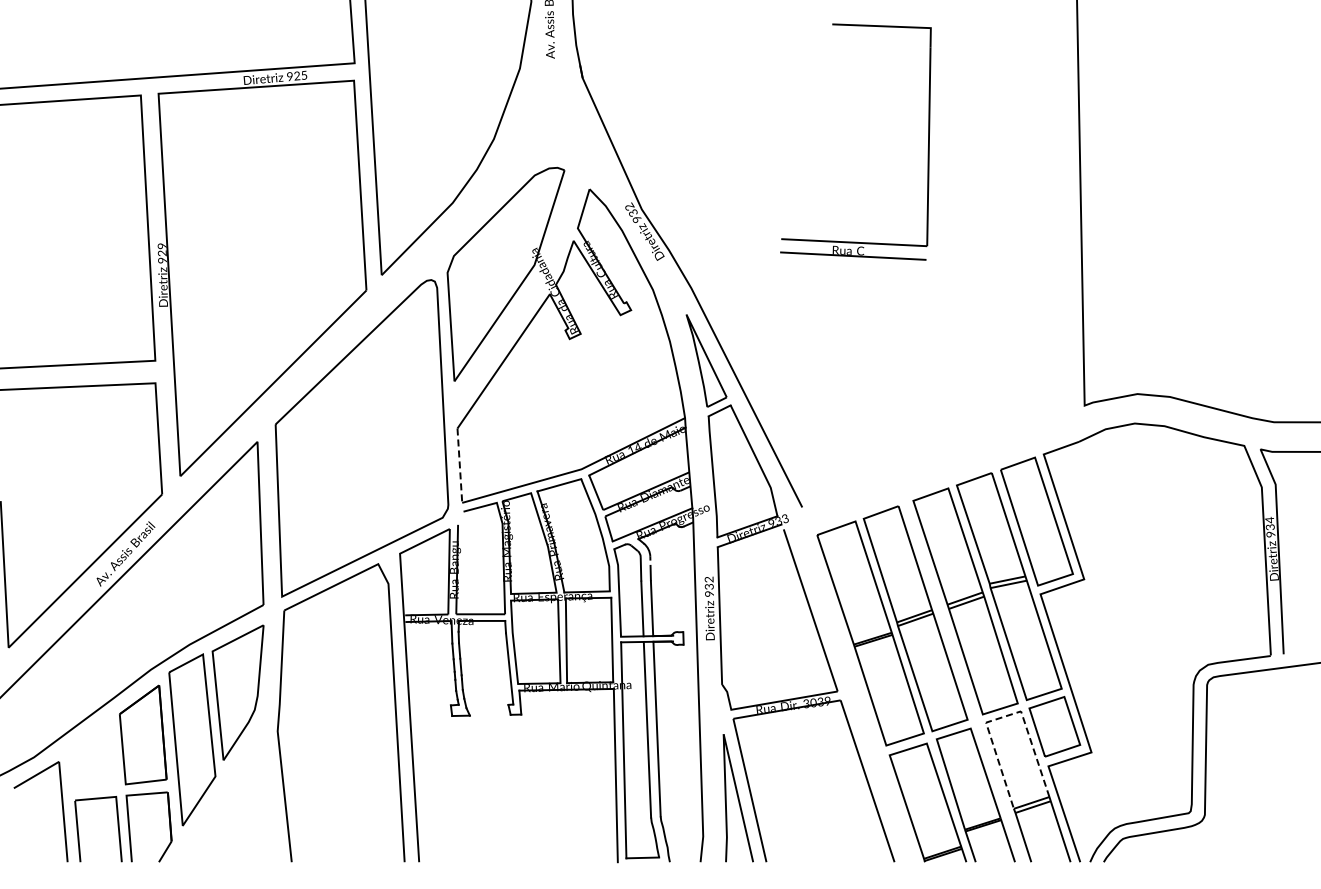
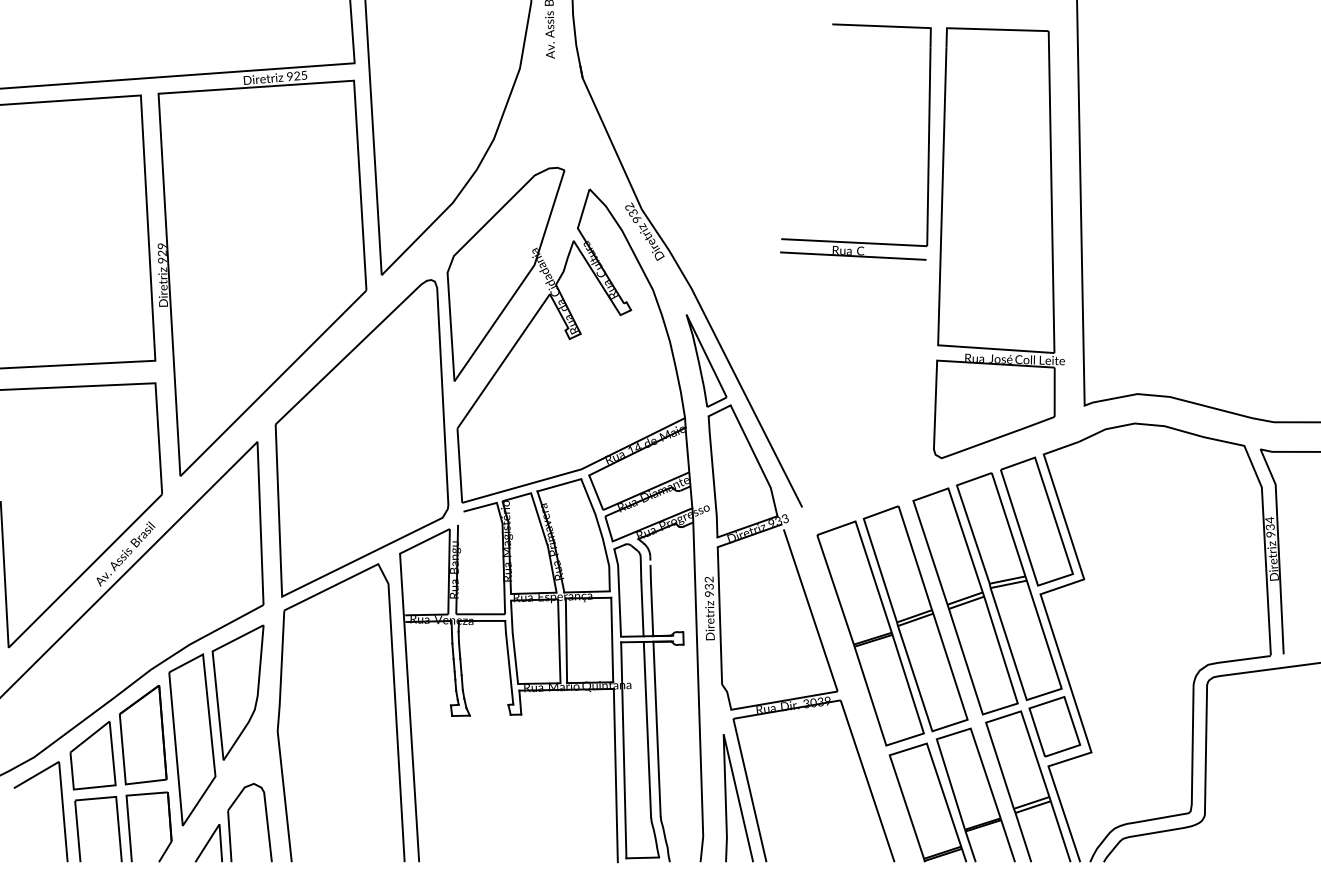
part: none -> present (998, 243)
line: dashed -> solid (459, 466)
line: dashed -> solid (1003, 717)
part: none -> present (92, 755)
part: none -> present (233, 822)
